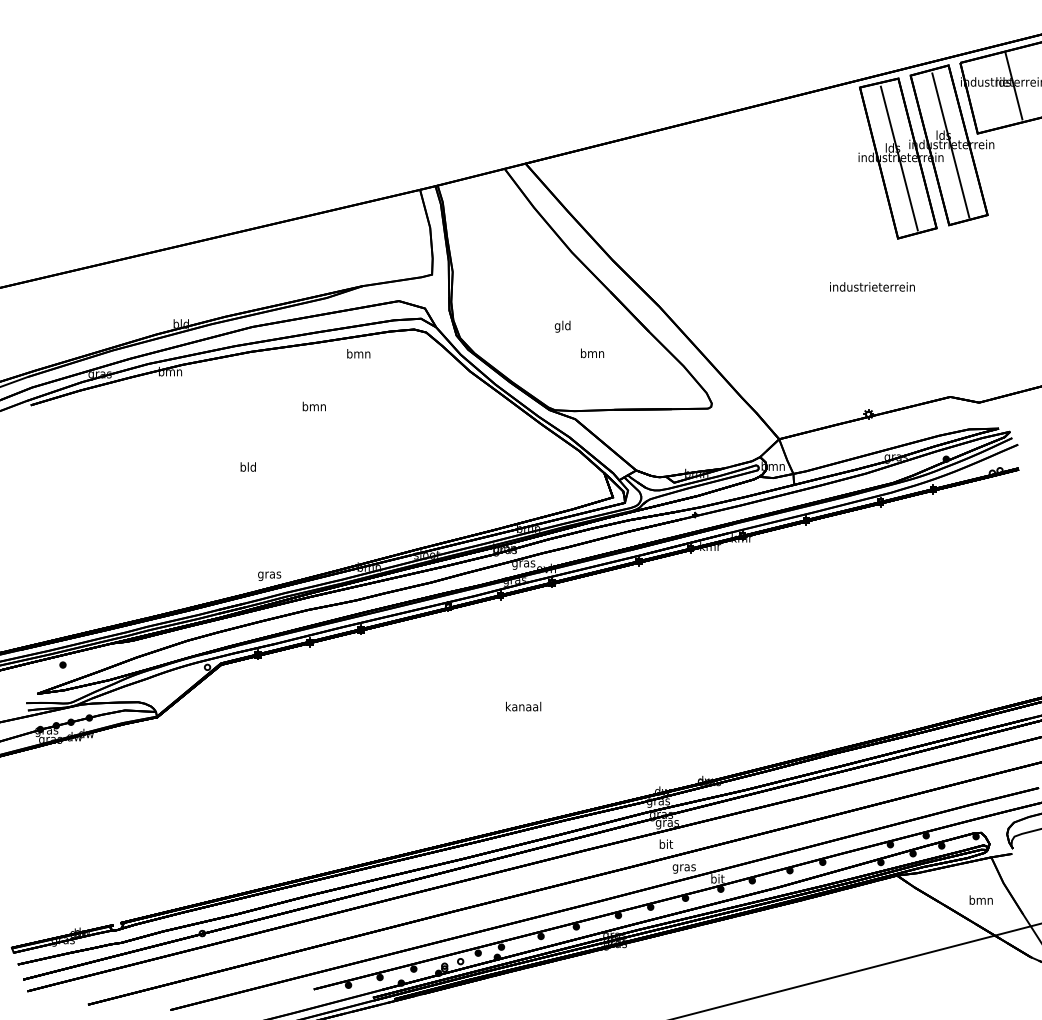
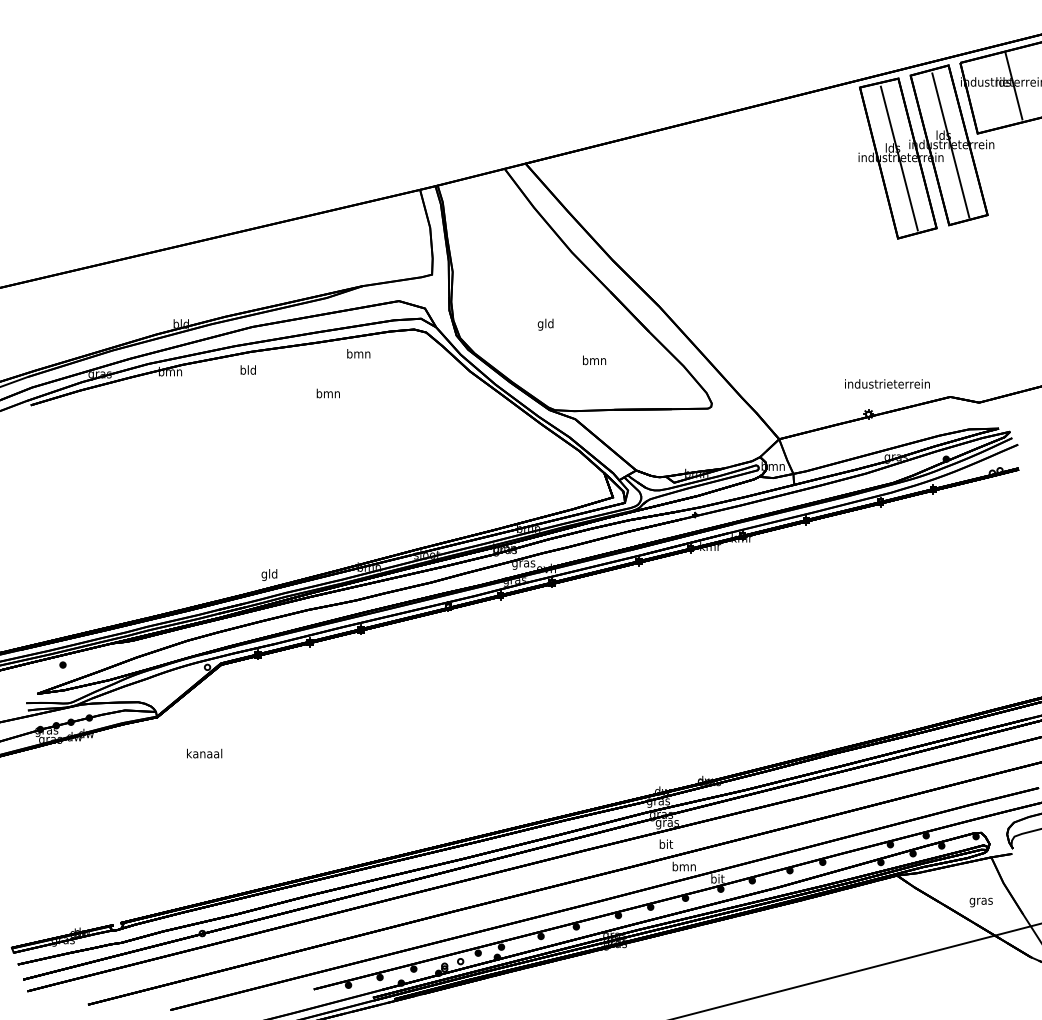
text position: (872, 286) -> (887, 383) (887, 383)
text position: (562, 326) -> (545, 324) (545, 324)
text position: (592, 353) -> (594, 360) (594, 360)
text position: (313, 406) -> (327, 393) (327, 393)
text position: (247, 466) -> (247, 369) (247, 369)
text: gras -> gld (269, 574)
text position: (523, 706) -> (204, 753) (204, 753)
text: gras -> bmn (683, 867)
text: bmn -> gras (980, 901)
